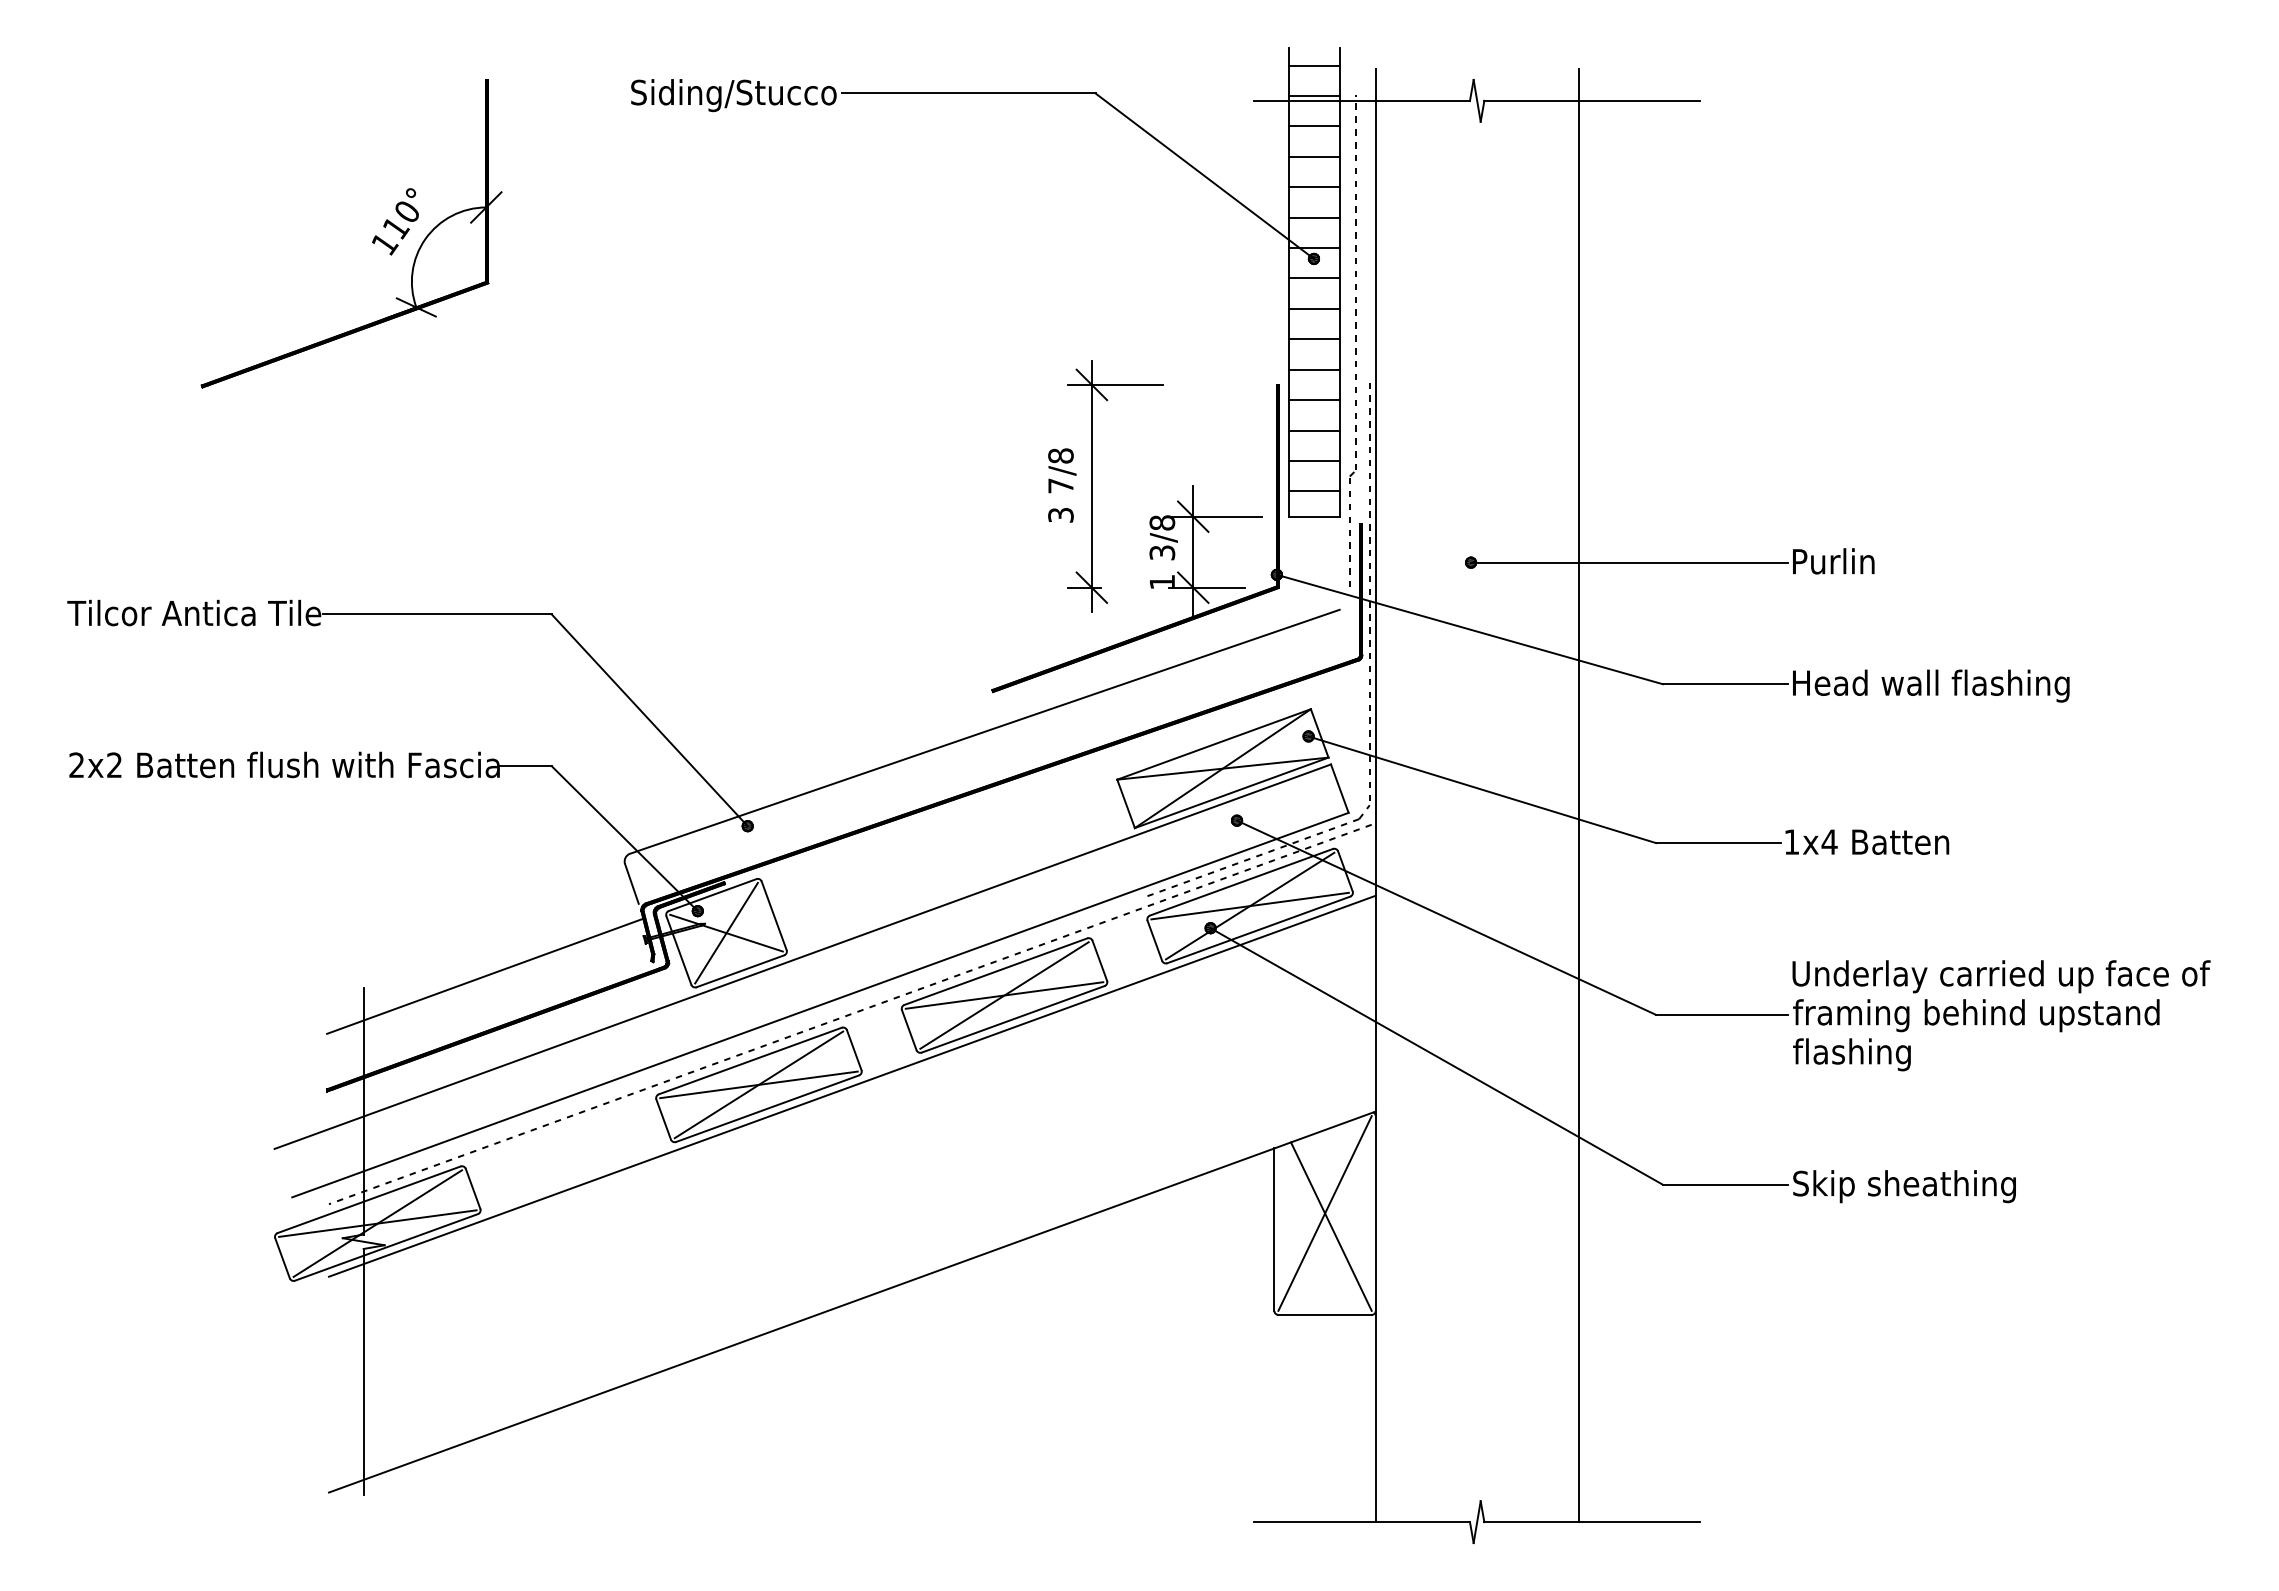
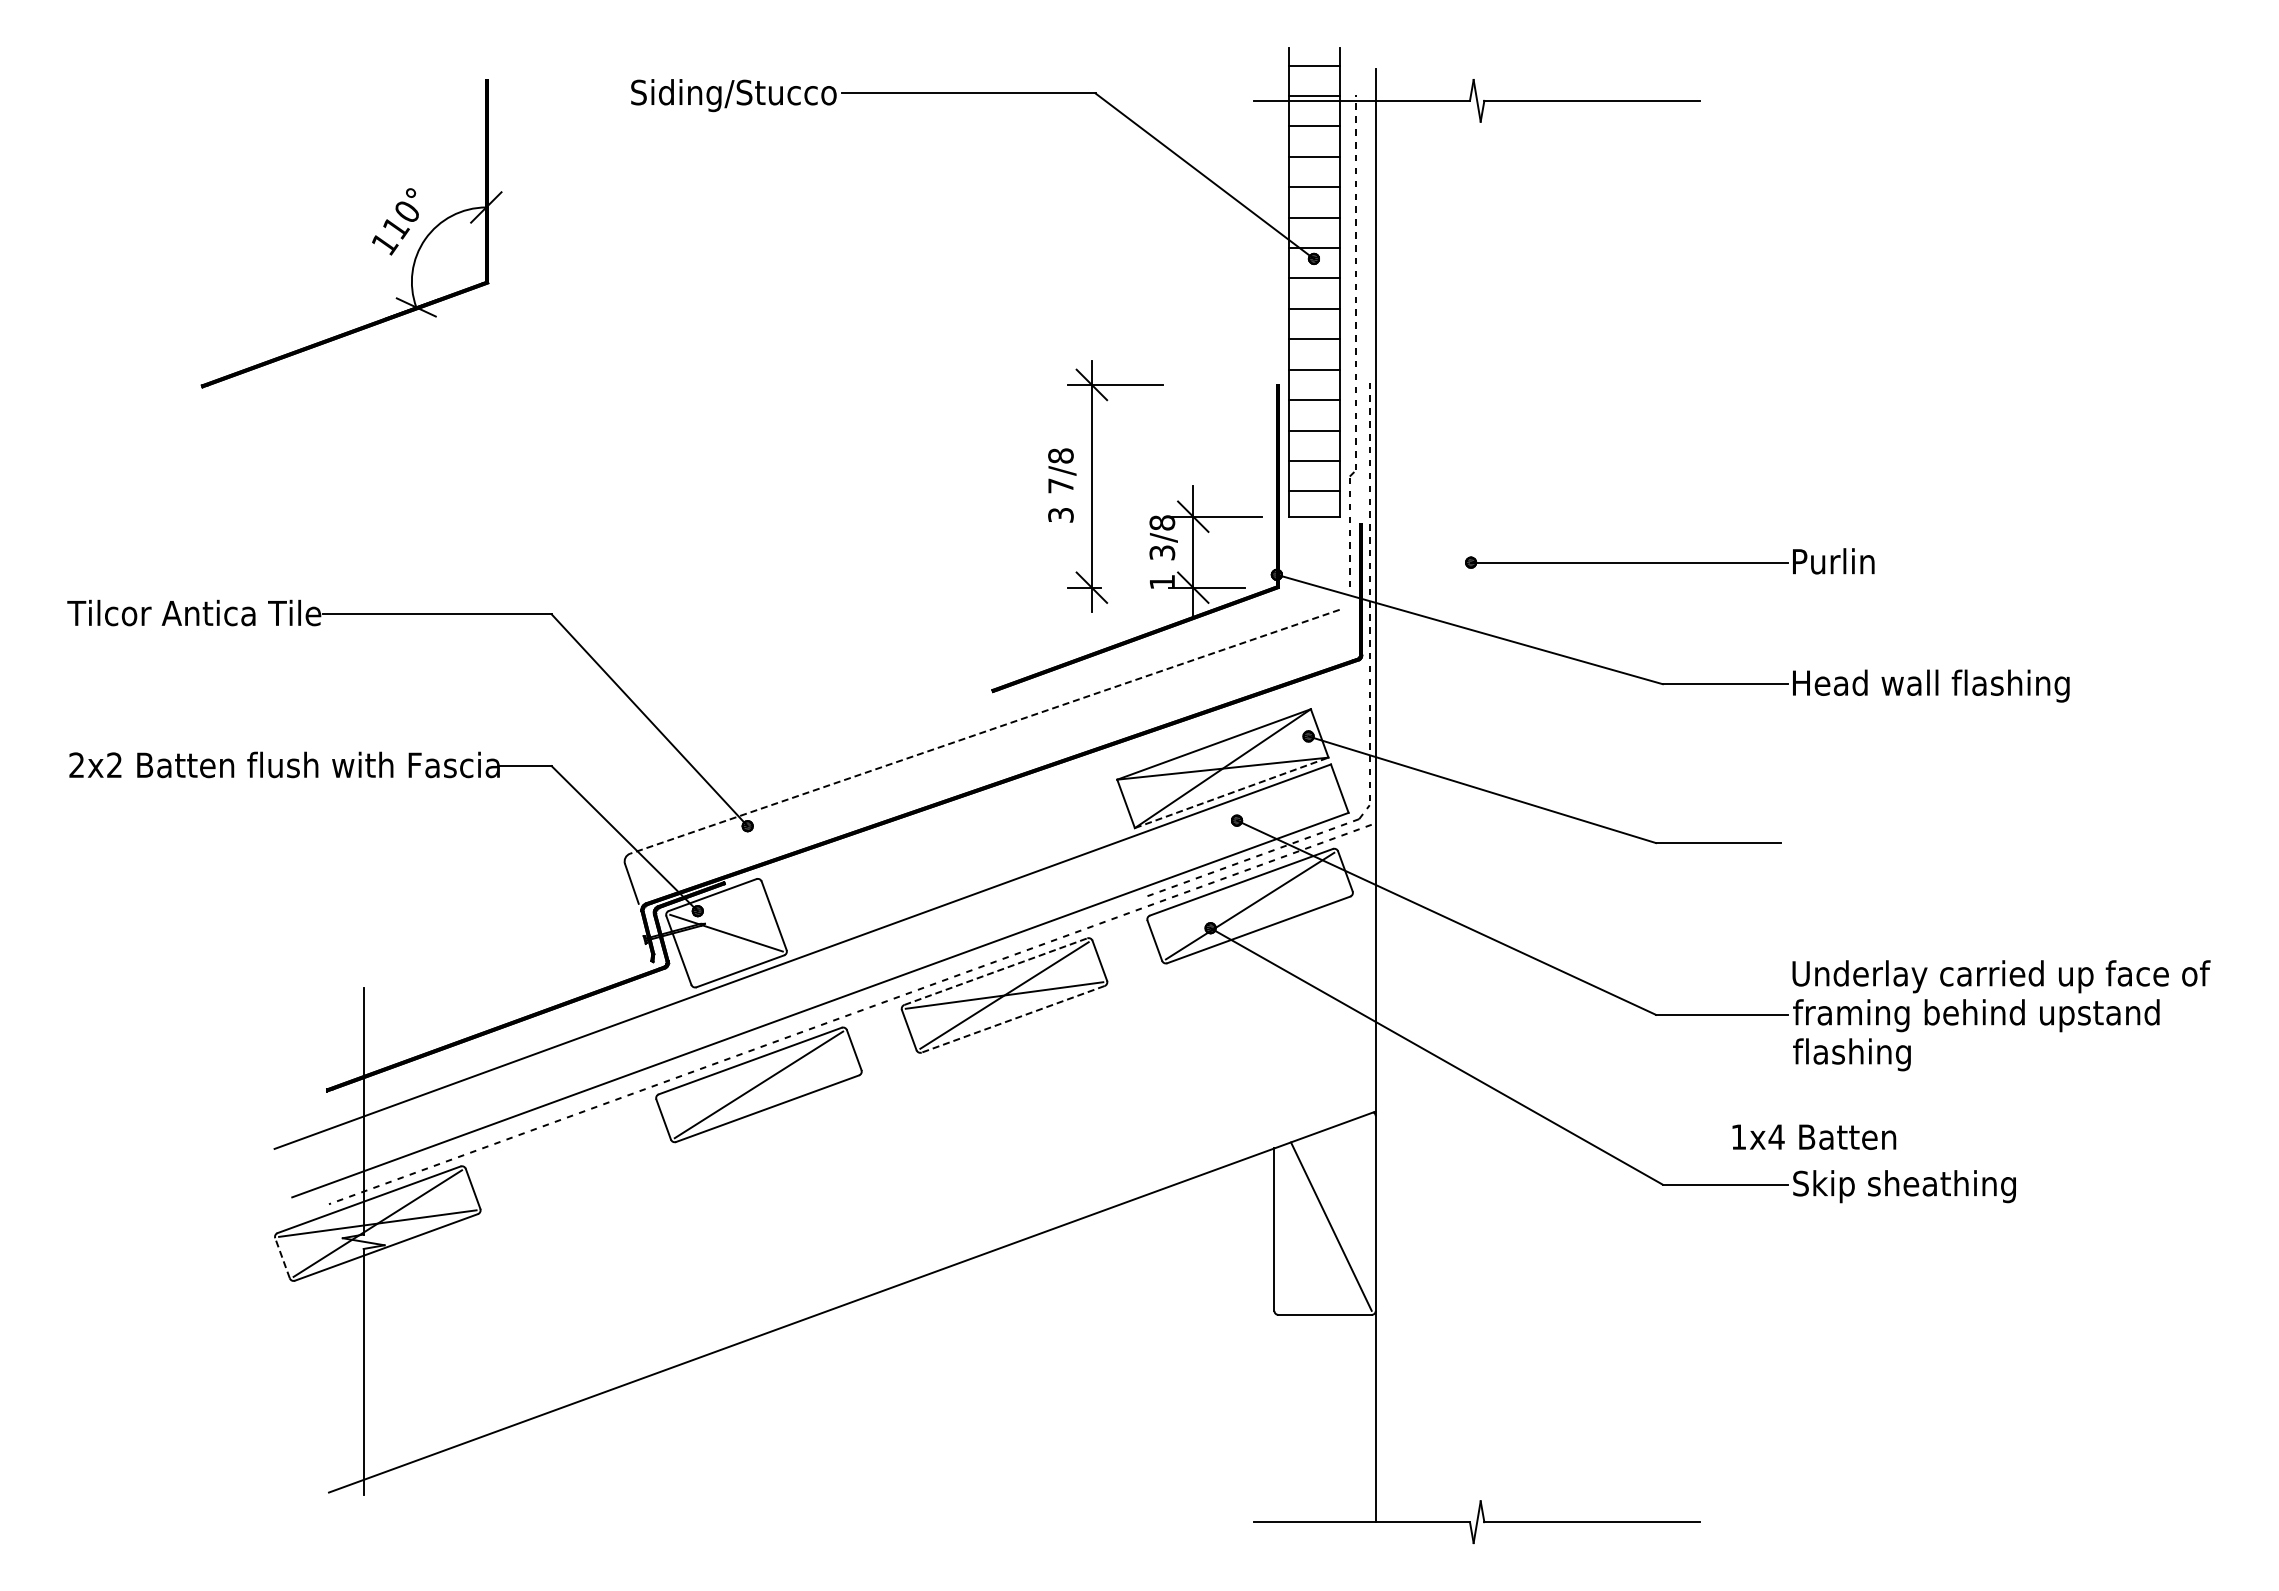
line: solid -> dashed (984, 731)
line: solid -> dashed (1232, 792)
line: present -> none (1578, 795)
text position: (1867, 841) -> (1814, 1136) (1814, 1136)
line: present -> none (1249, 905)
line: present -> none (726, 932)
line: solid -> dashed (996, 971)
line: present -> none (485, 975)
line: solid -> dashed (1012, 1019)
line: present -> none (758, 1084)
line: present -> none (851, 1085)
line: present -> none (1324, 1213)
line: solid -> dashed (282, 1257)
